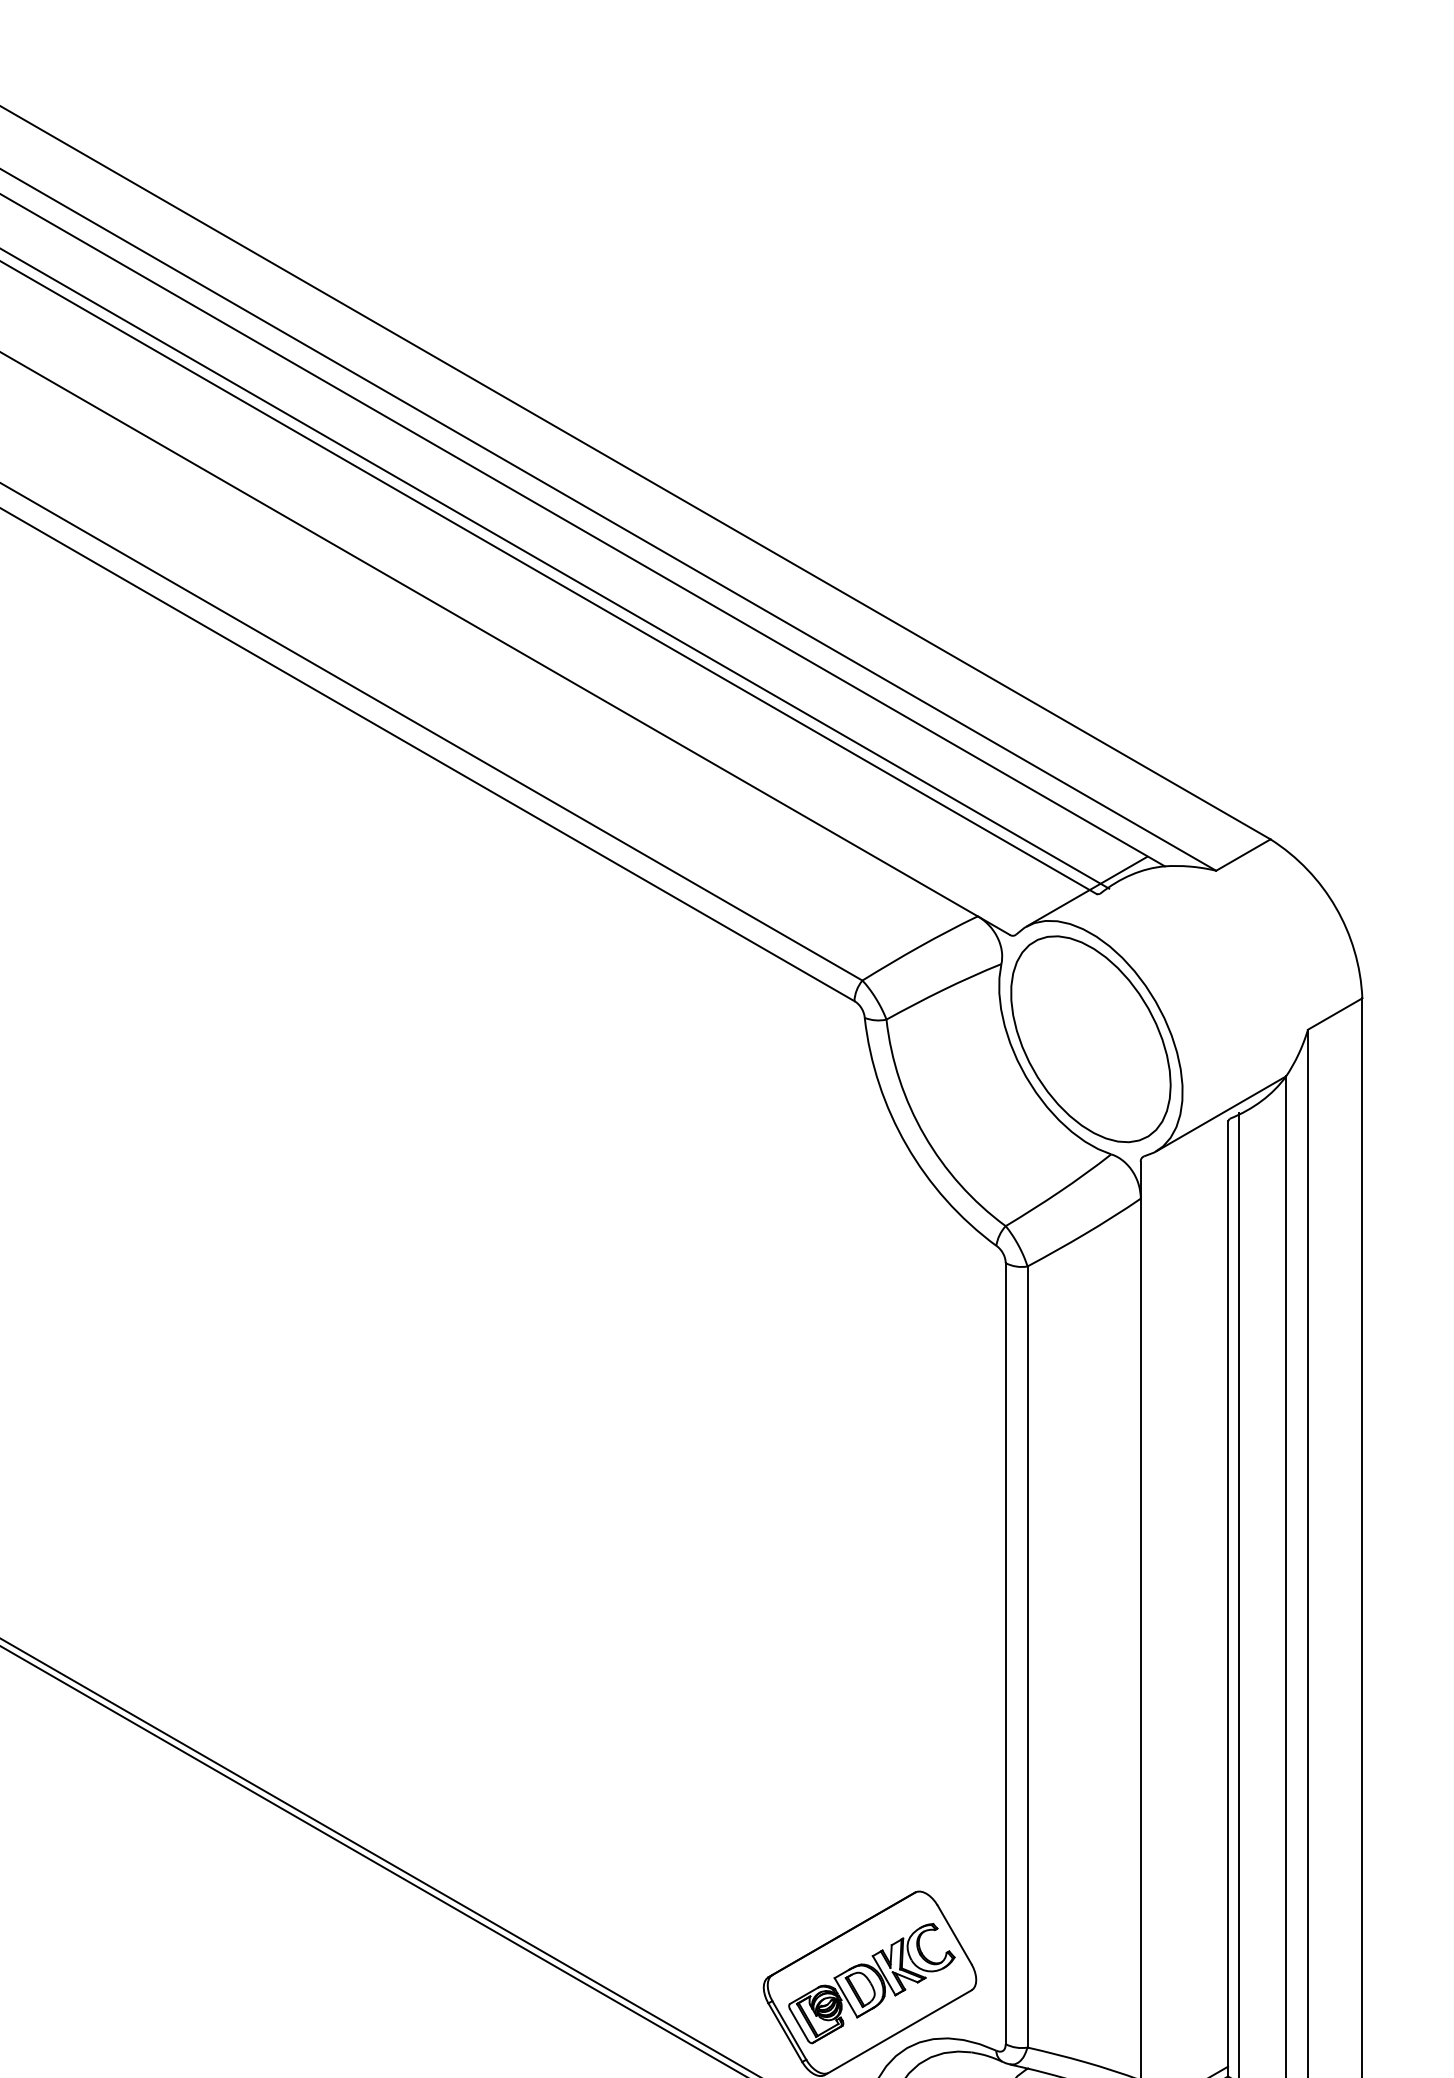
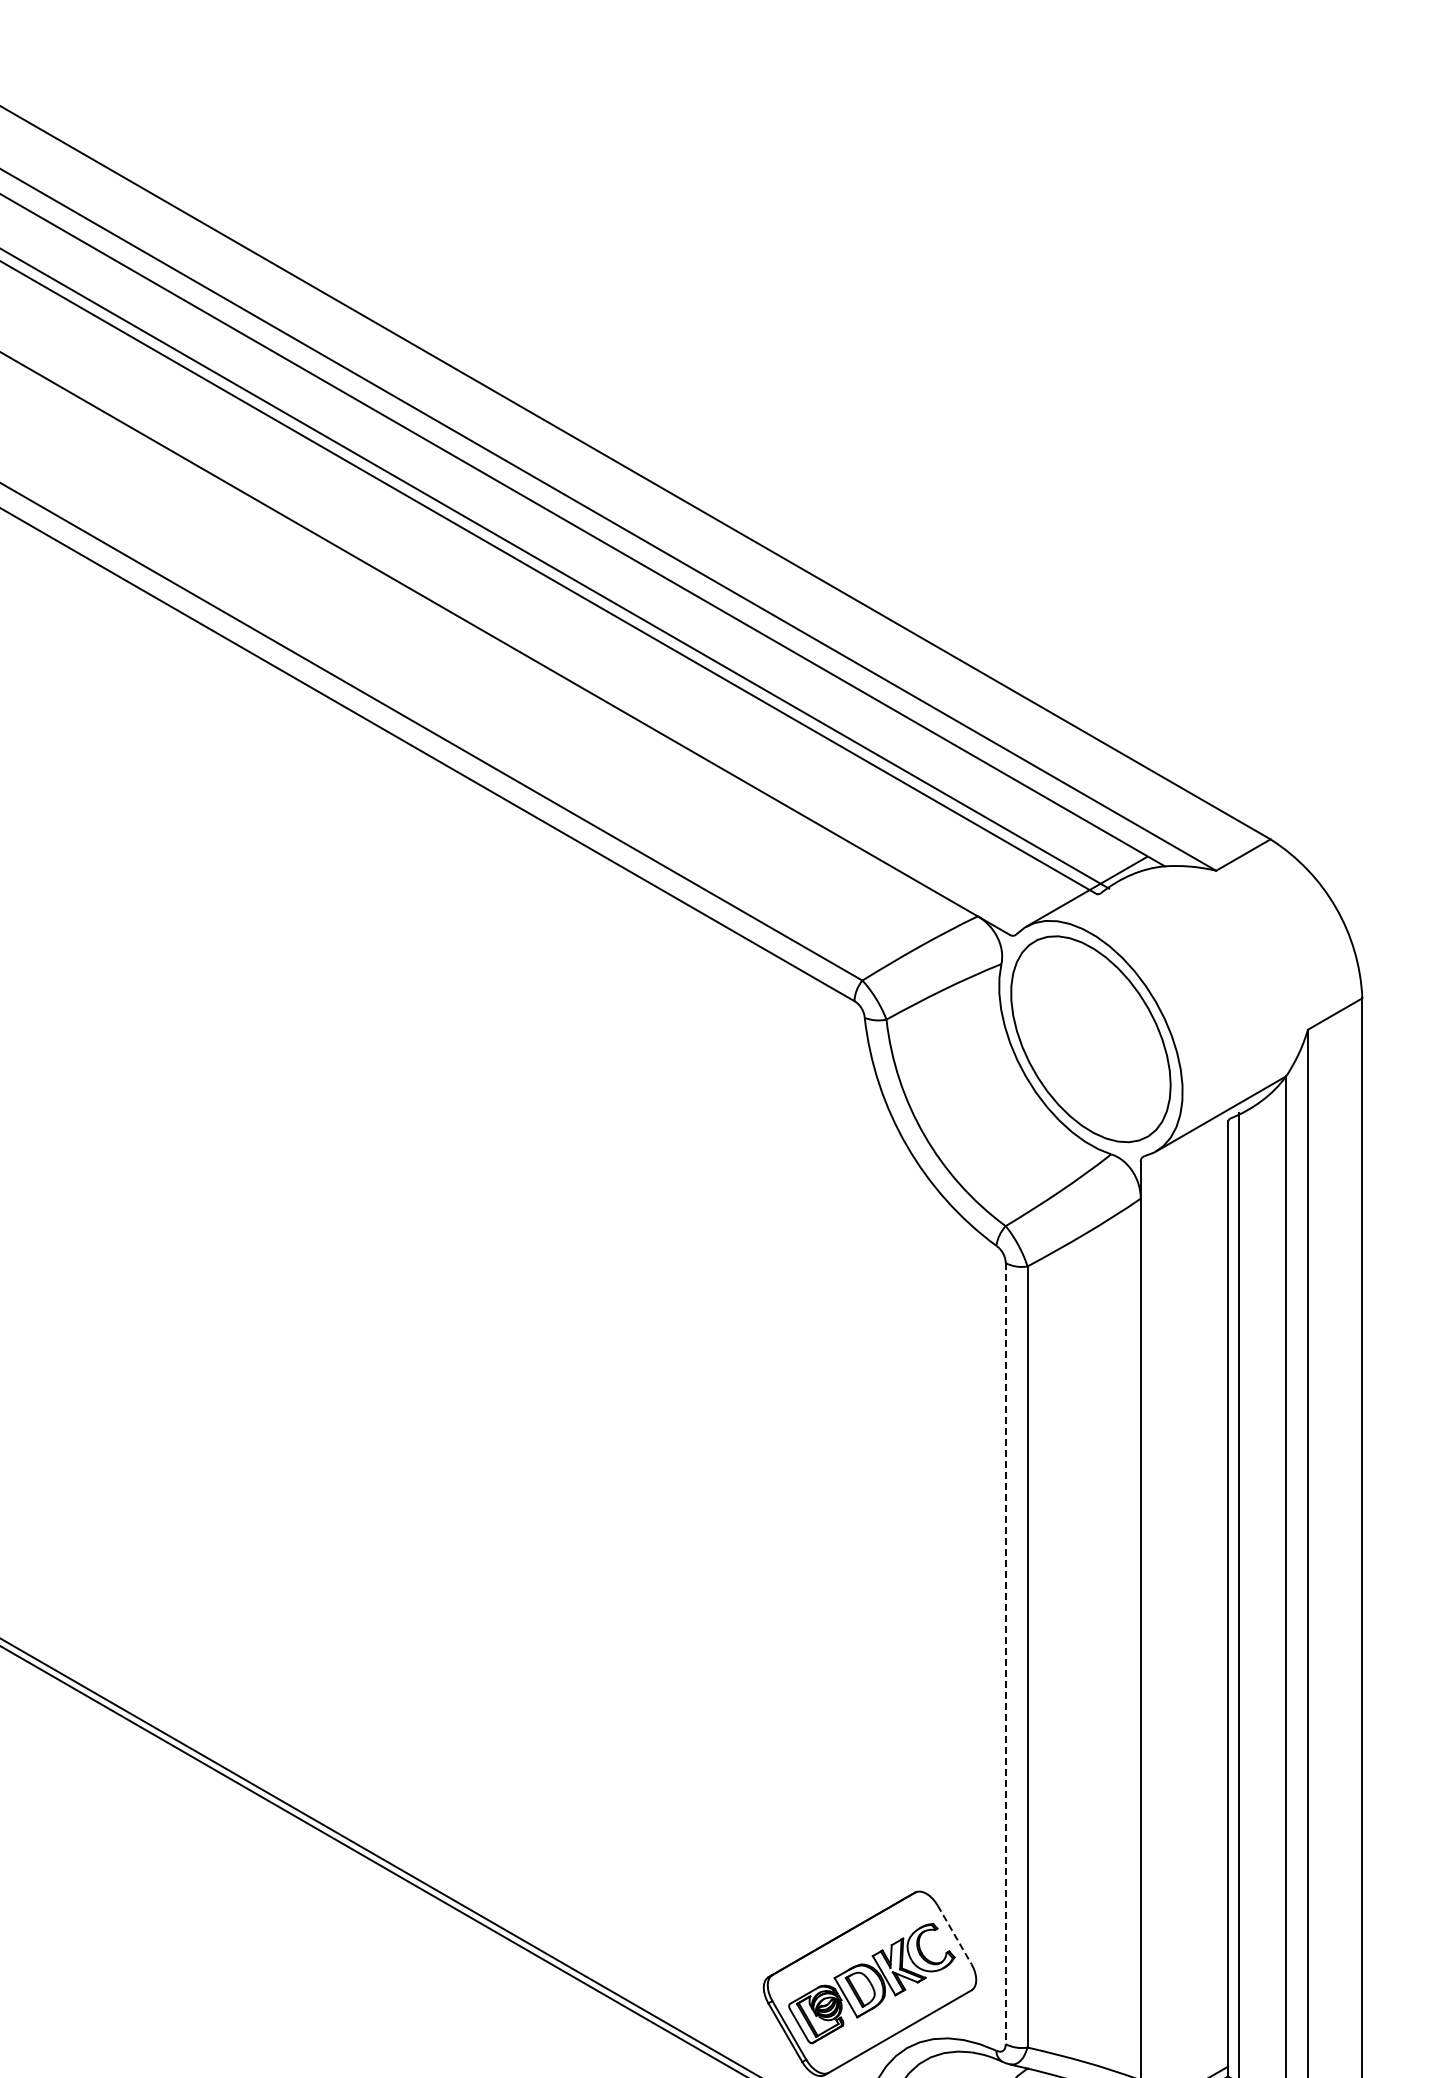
line: solid -> dashed (1005, 1653)
line: solid -> dashed (954, 1934)
